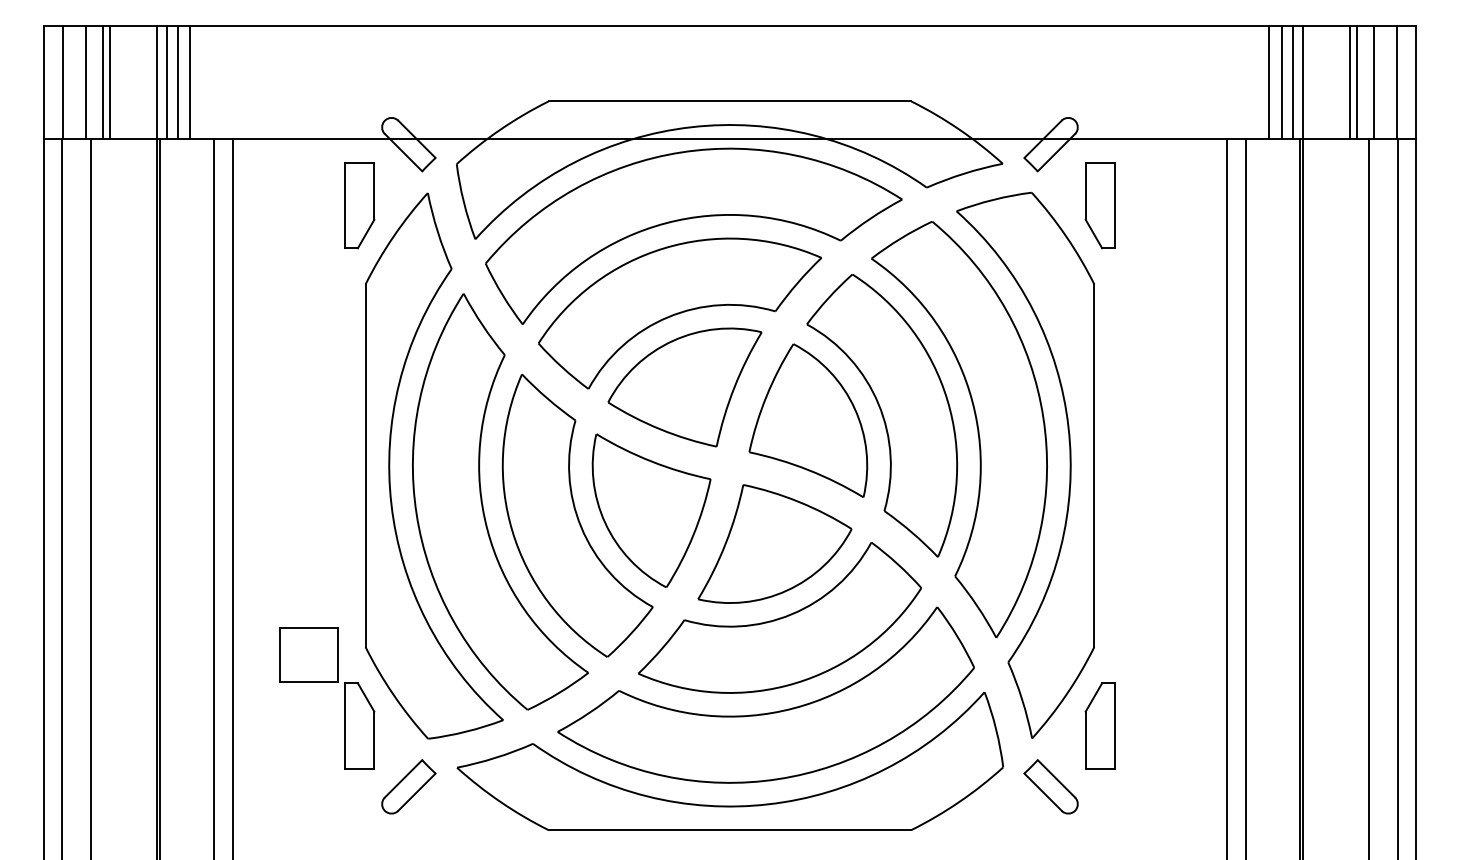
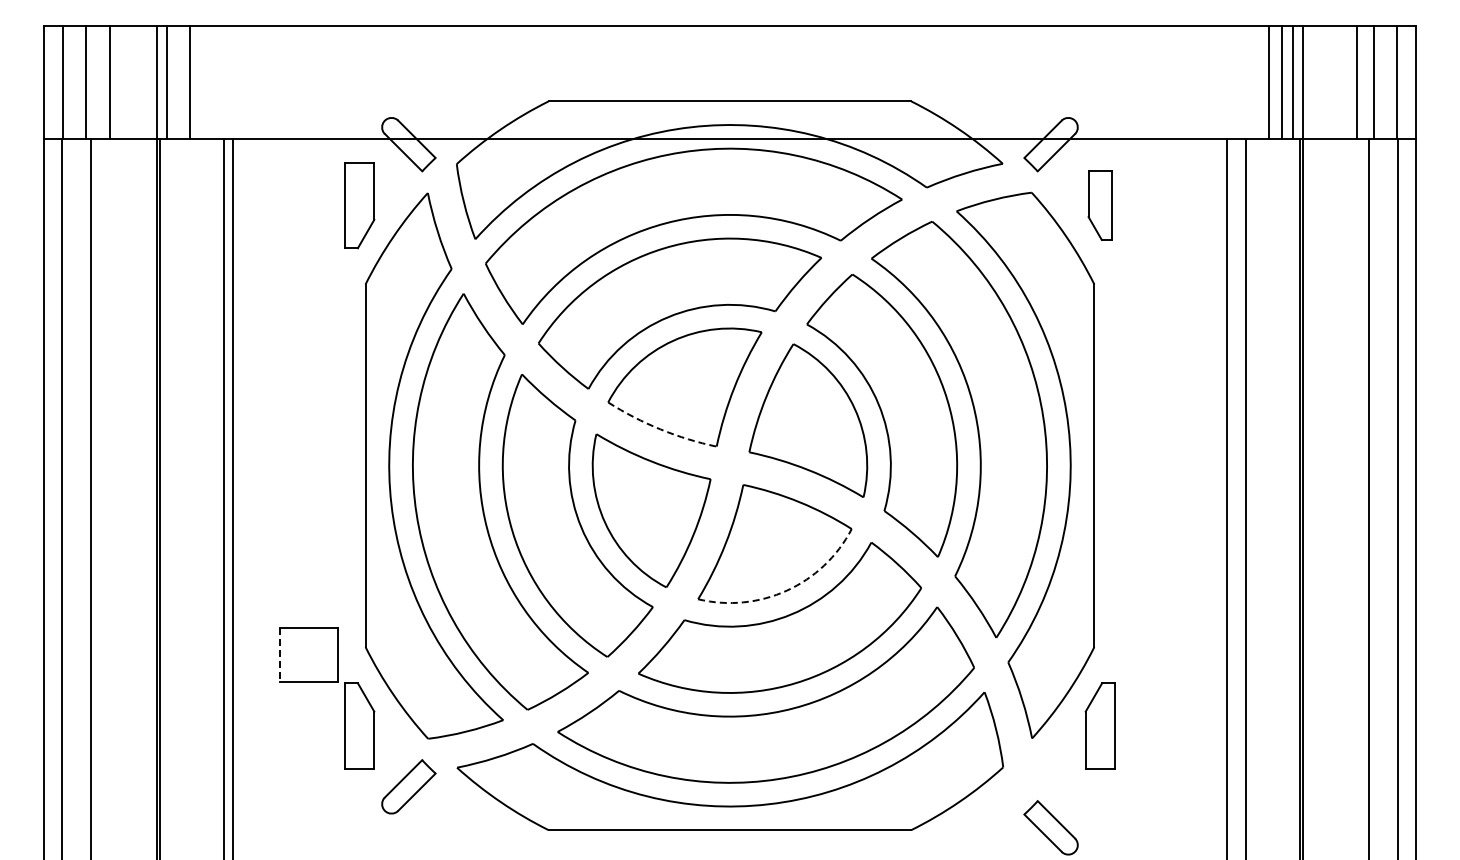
line: present -> none (102, 82)
line: present -> none (177, 82)
line: present -> none (1349, 82)
part size: 32x88 px -> 26x71 px (1099, 205)
arc: solid -> dashed (660, 429)
line position: (214, 497) -> (224, 497) (224, 497)
arc: solid -> dashed (787, 590)
line: solid -> dashed (280, 655)
part position: (1050, 786) -> (1050, 827) (1050, 827)
